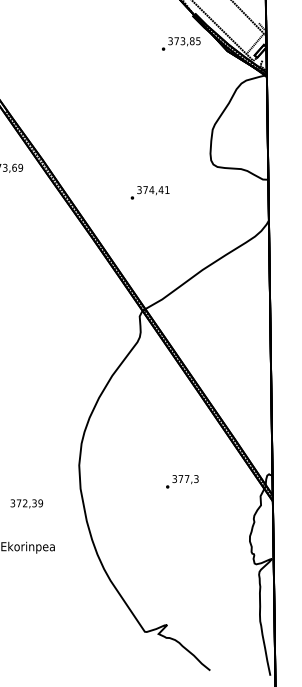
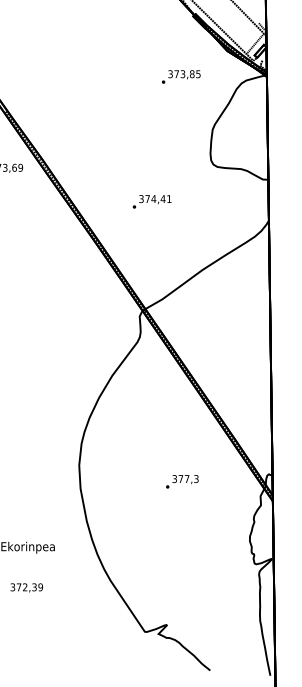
text position: (181, 43) -> (181, 76) (181, 76)
text position: (149, 192) -> (151, 201) (151, 201)
text position: (26, 503) -> (26, 587) (26, 587)
